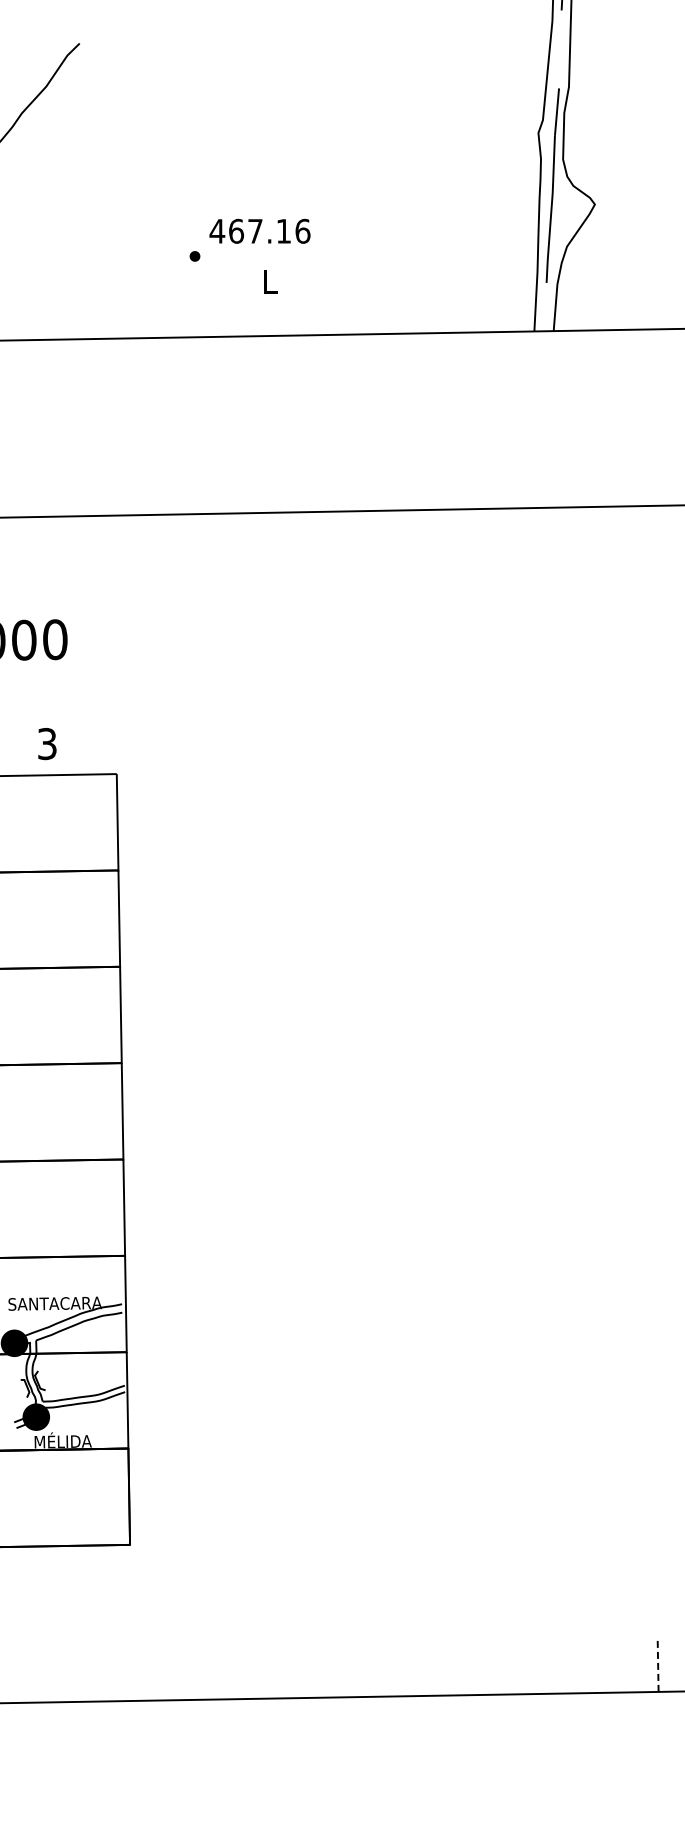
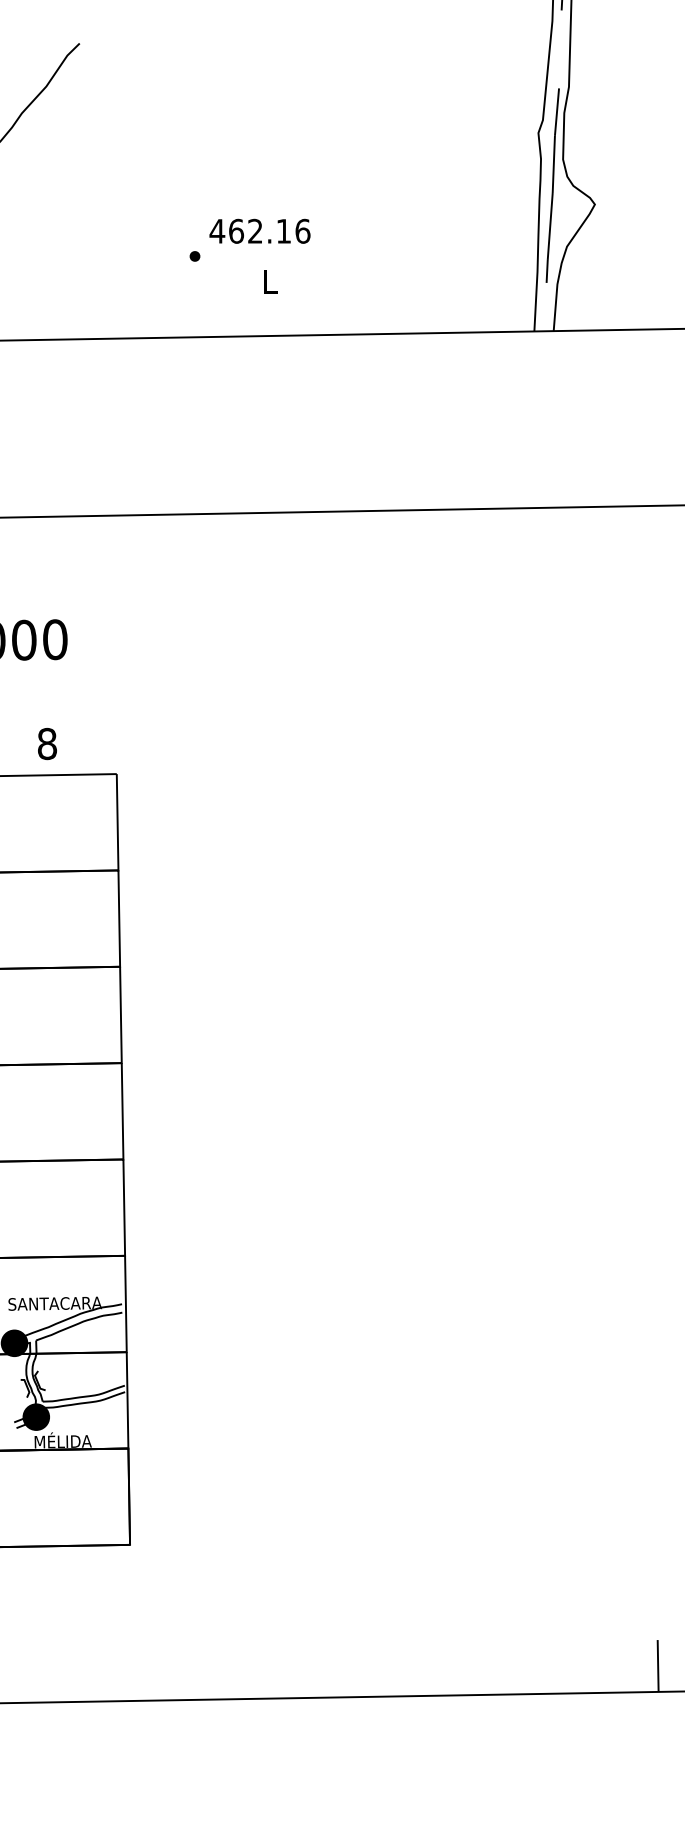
text: 467.16 -> 462.16 (255, 230)
text: 3 -> 8 (47, 744)
line: dashed -> solid (658, 1665)
